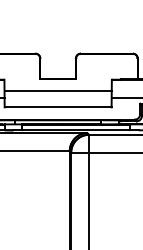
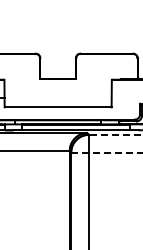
line: present -> none (57, 91)
line: present -> none (125, 97)
line: solid -> dashed (116, 134)
line: solid -> dashed (107, 152)
